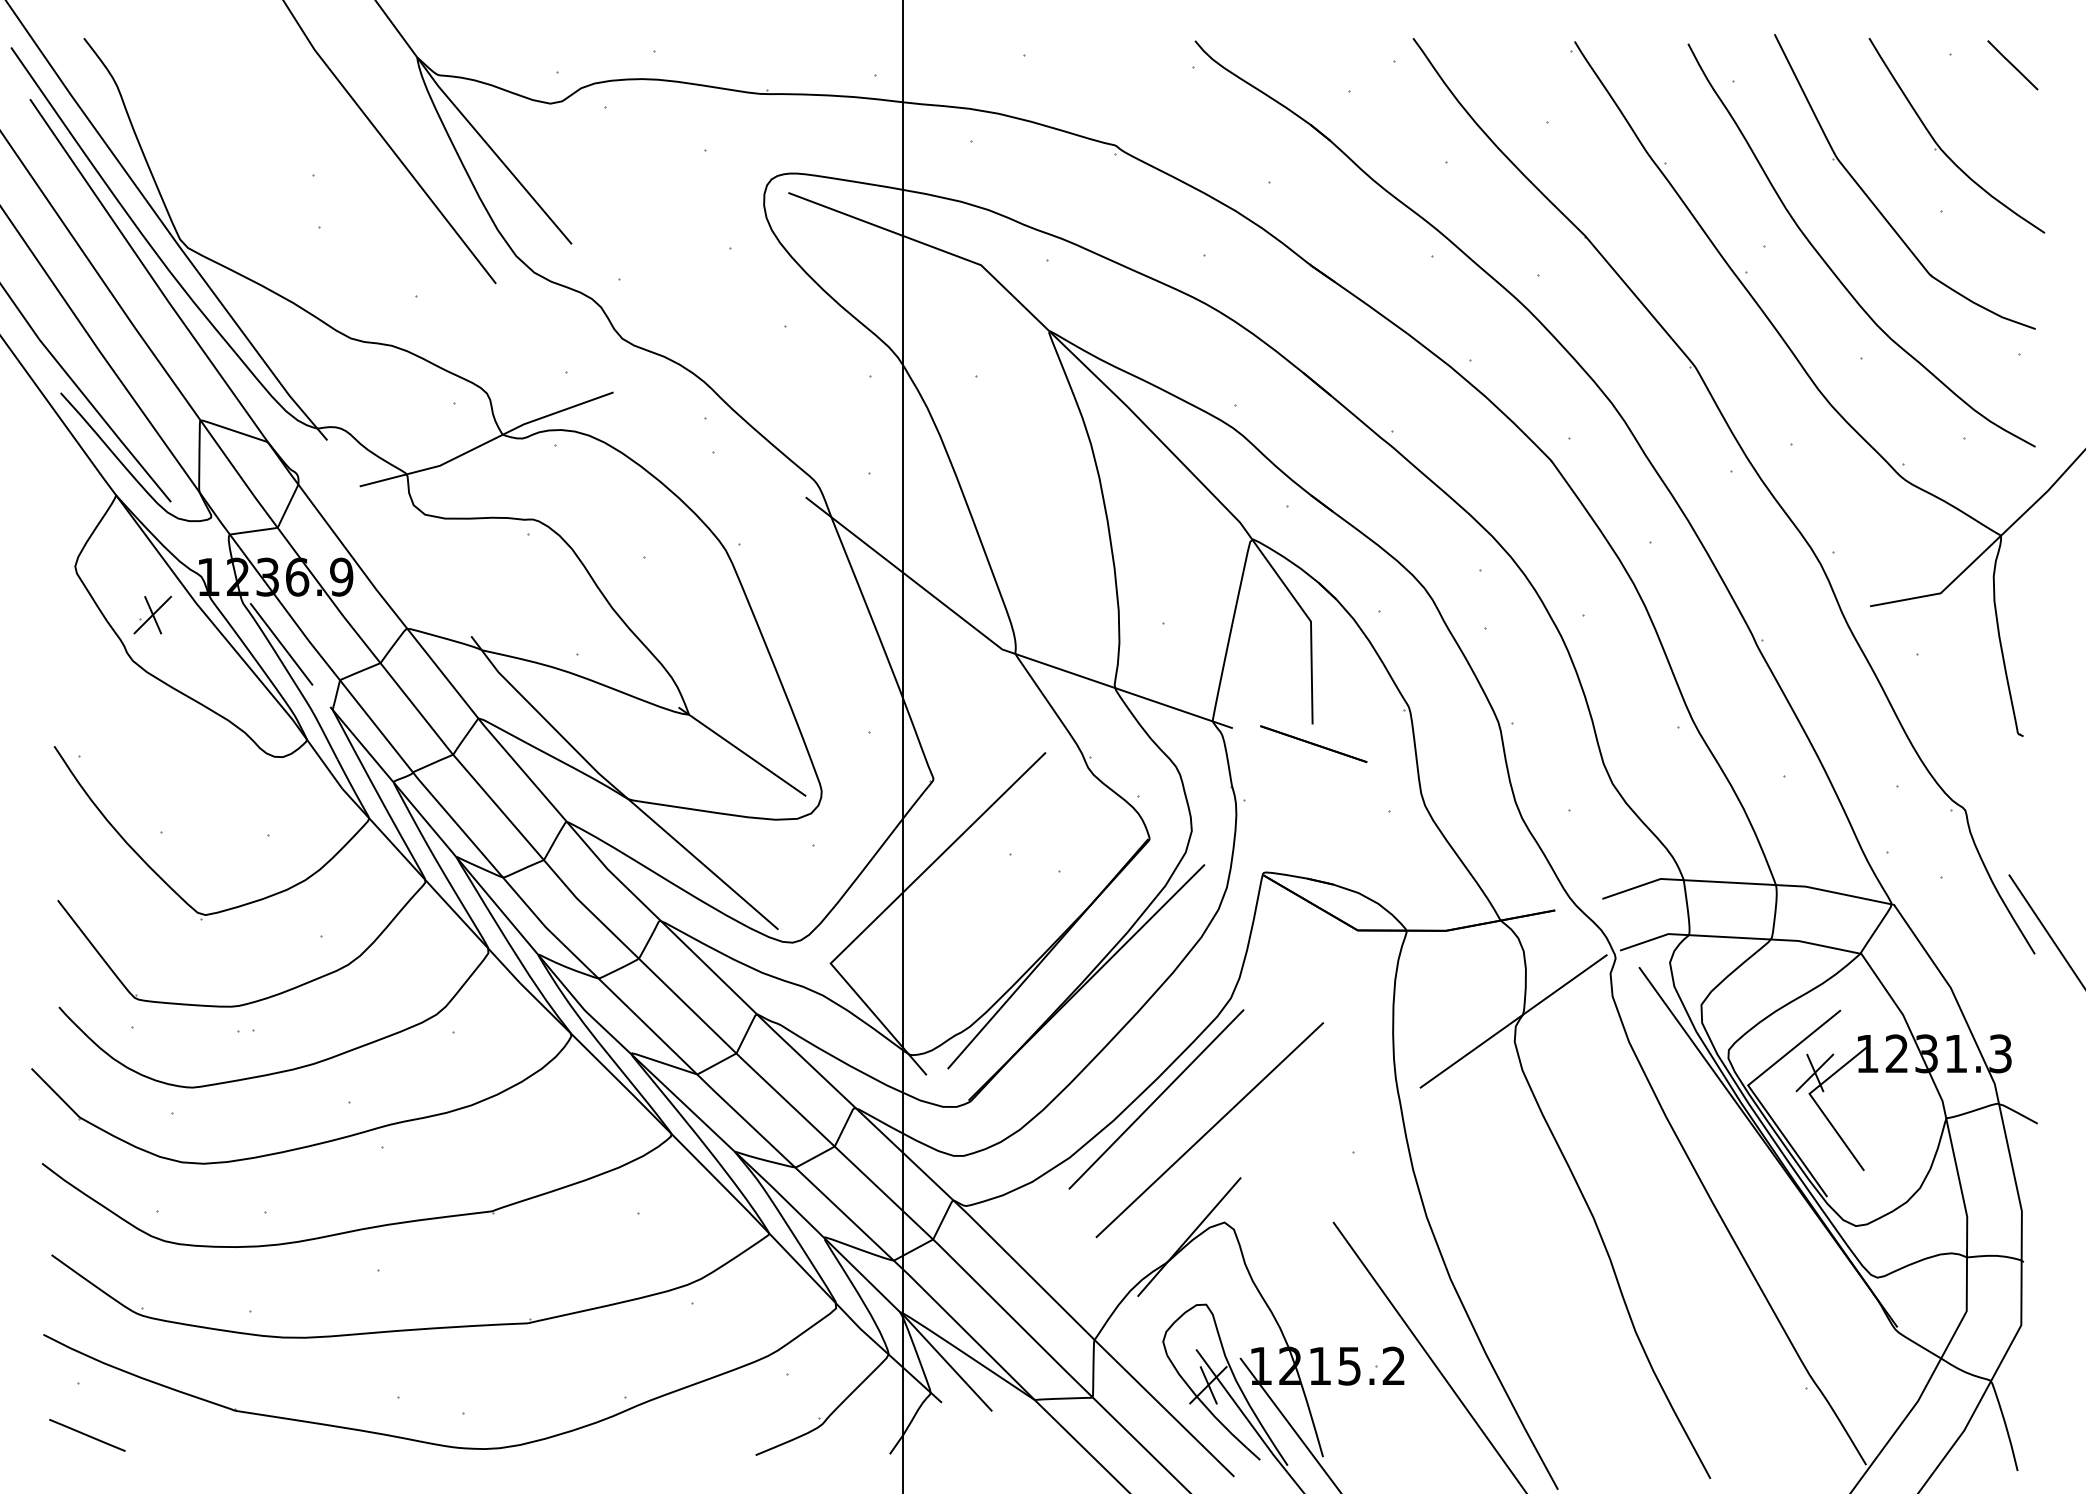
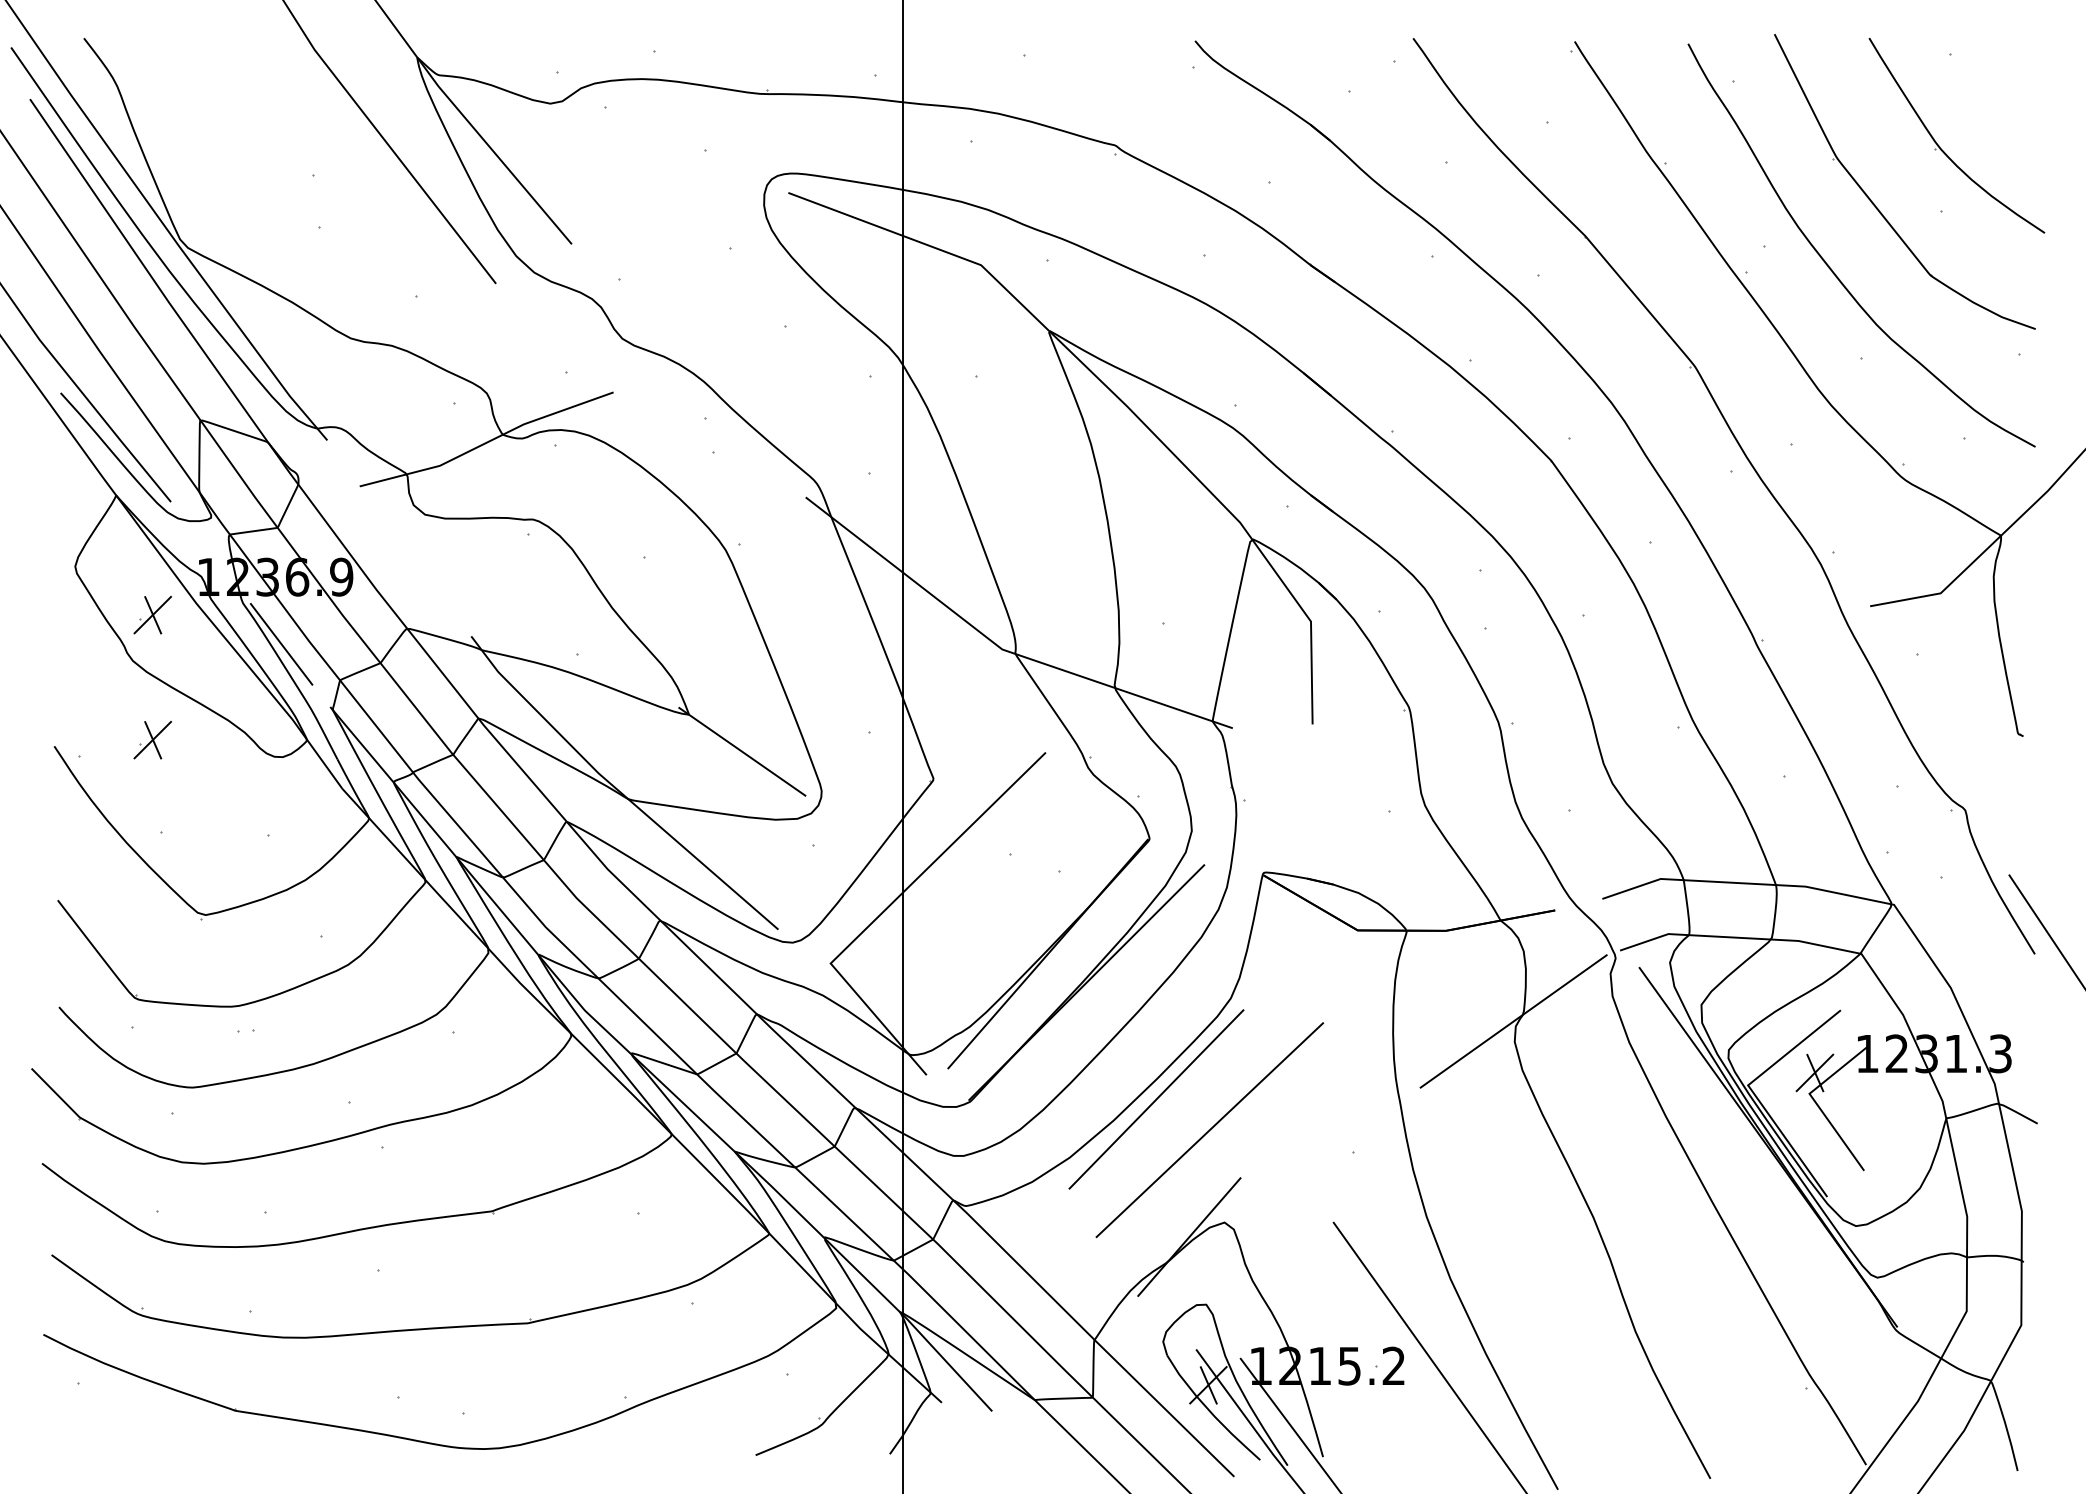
line: present -> none (2012, 65)
part: none -> present (152, 740)
line: present -> none (1313, 744)
line: present -> none (87, 1435)
